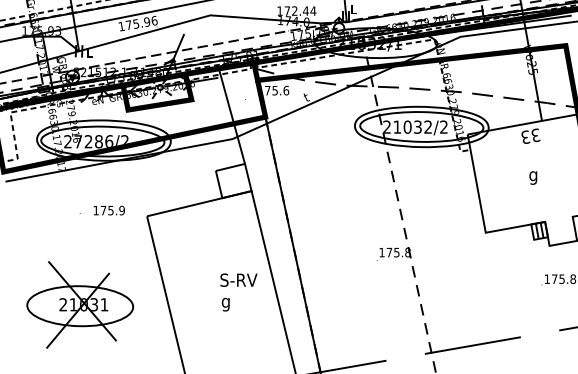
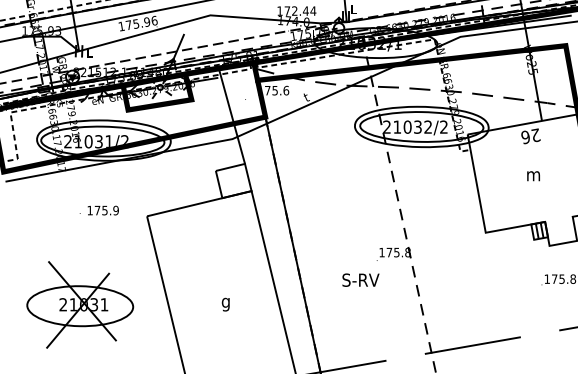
text: 33 -> 26 (530, 136)
text: 27286/2 -> 21031/2 (93, 141)
text: g -> m (533, 177)
text position: (108, 210) -> (102, 210) (102, 210)
text position: (238, 279) -> (360, 279) (360, 279)
